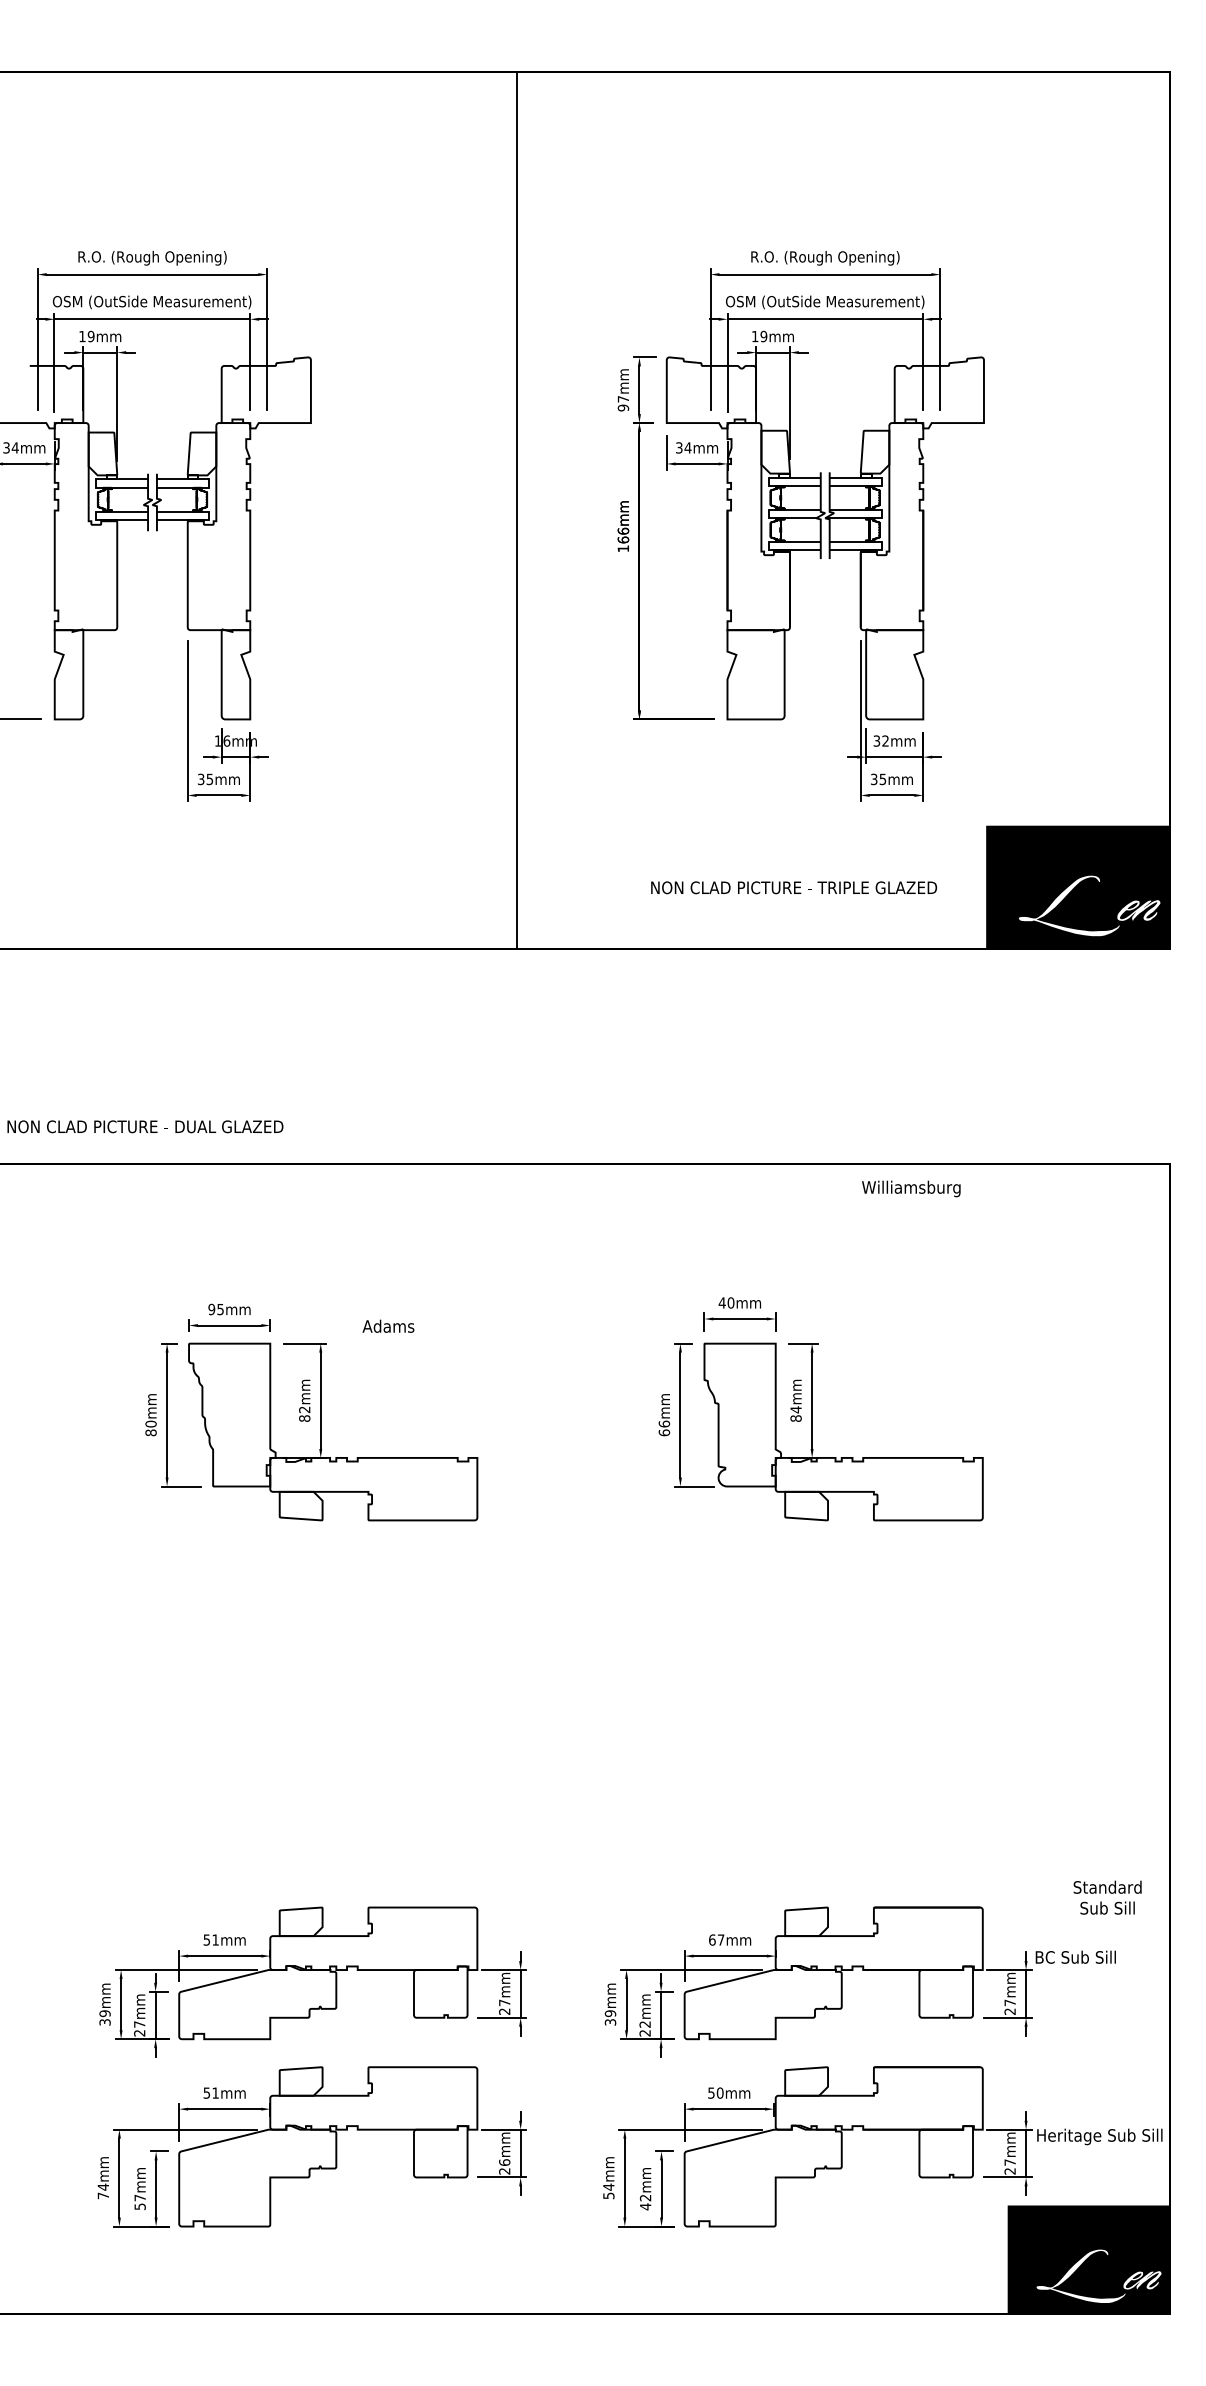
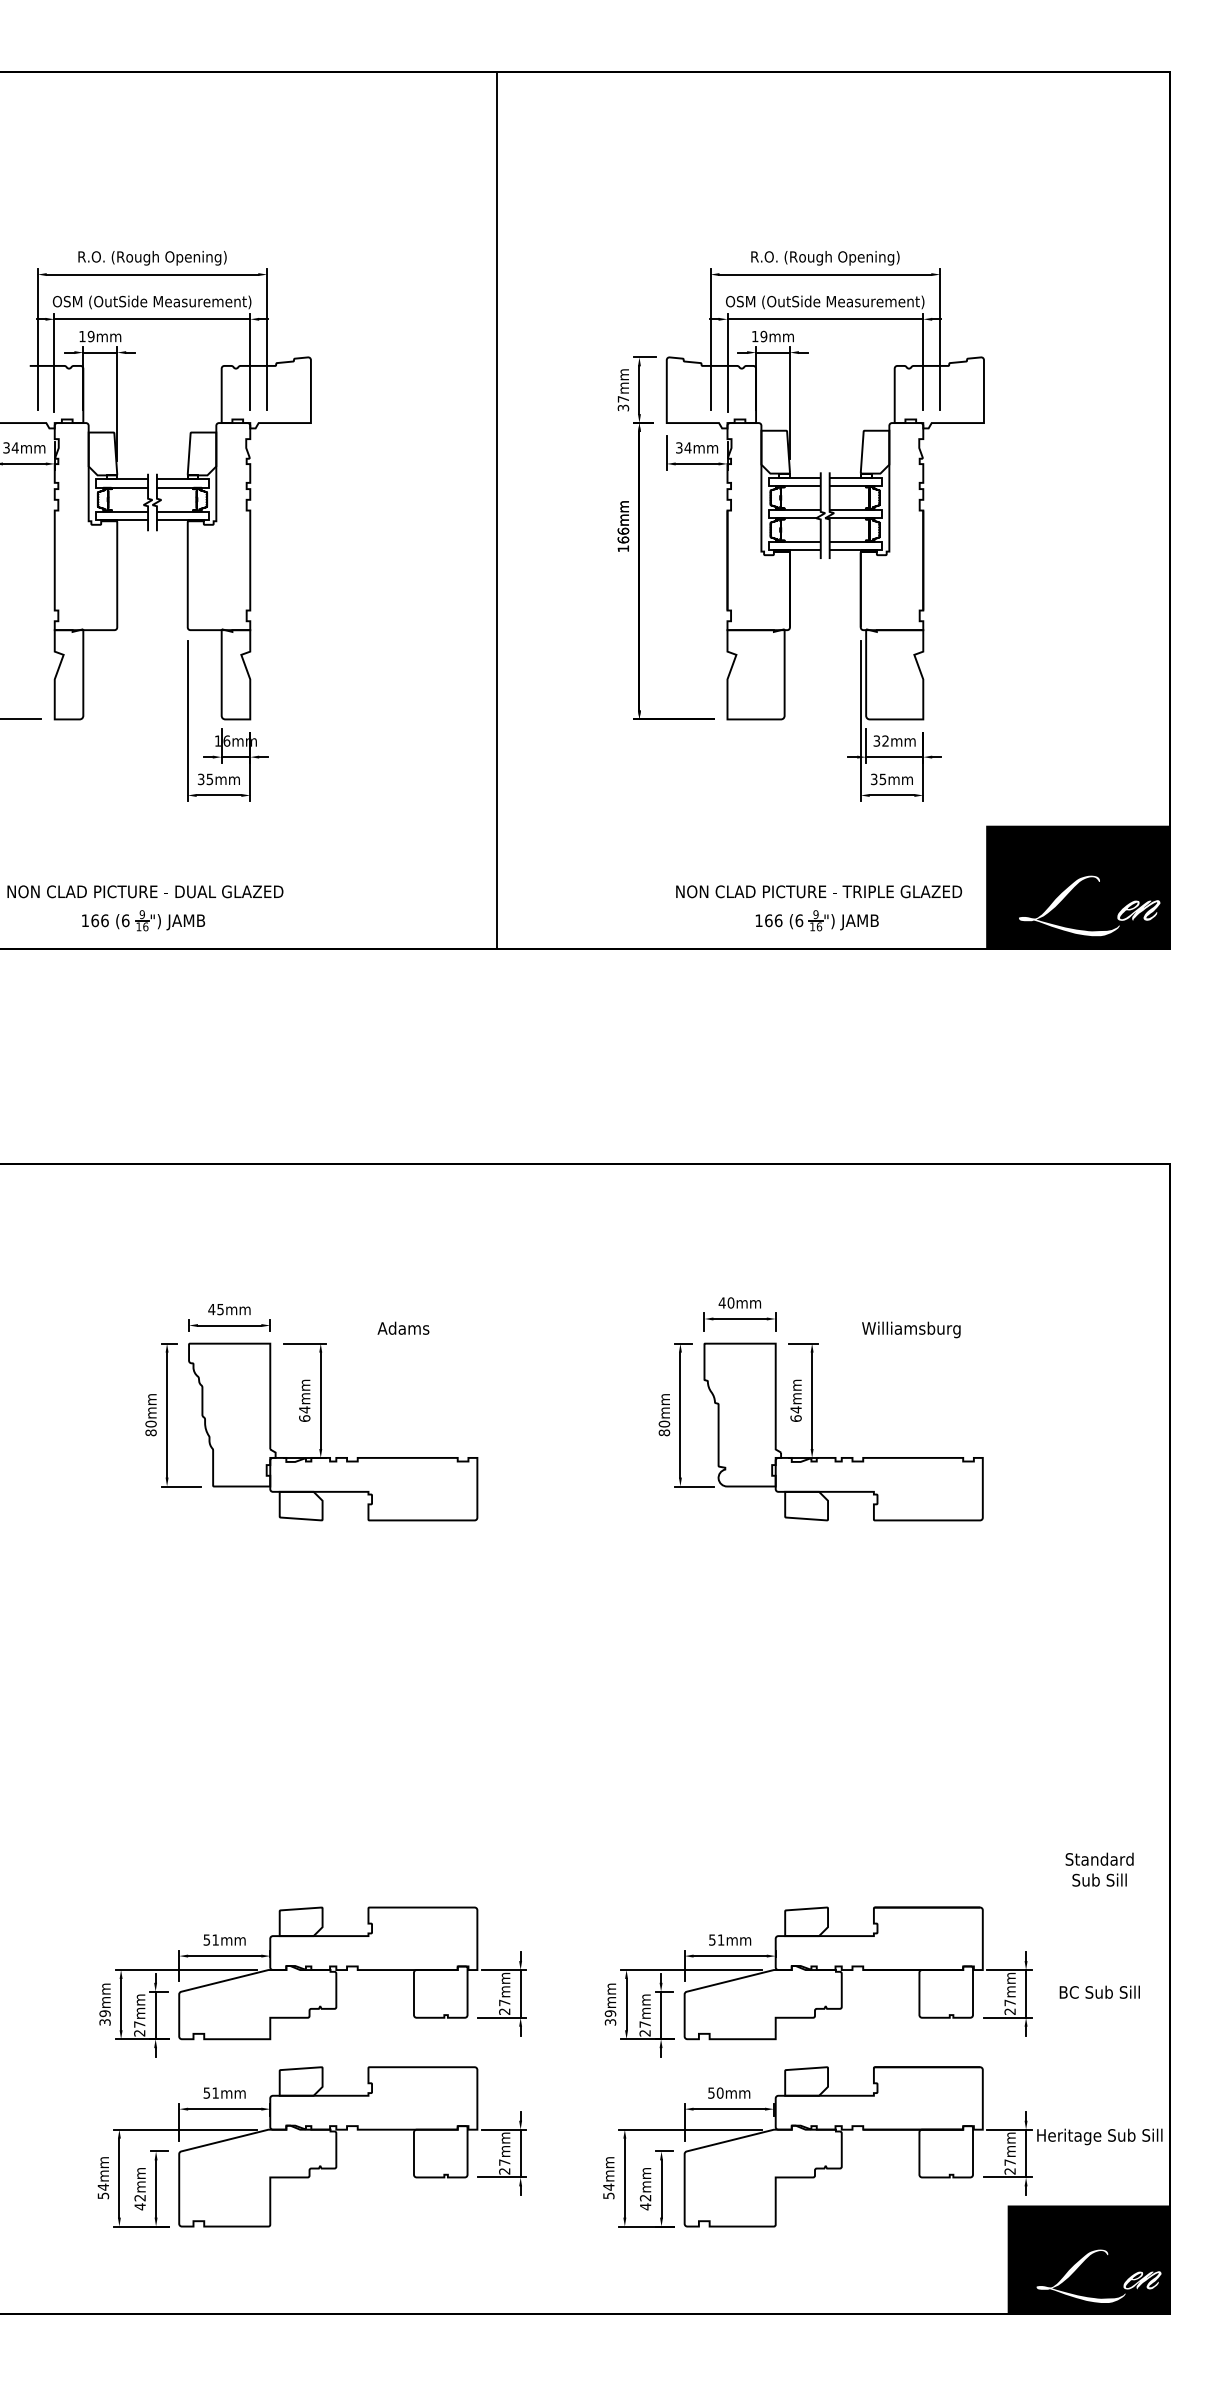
text: 97mm -> 37mm (622, 407)
line position: (516, 510) -> (496, 510) (496, 510)
text position: (794, 887) -> (819, 891) (819, 891)
part: none -> present (143, 920)
part: none -> present (816, 920)
text position: (145, 1126) -> (145, 891) (145, 891)
text position: (911, 1188) -> (911, 1329) (911, 1329)
text: 95mm -> 45mm (211, 1309)
text position: (388, 1325) -> (403, 1327) (403, 1327)
text: 82mm -> 64mm (304, 1413)
text: 84mm -> 64mm (795, 1418)
text: 66mm -> 80mm (663, 1428)
text position: (1107, 1897) -> (1099, 1869) (1099, 1869)
text: 67mm -> 51mm (716, 1939)
text position: (1075, 1956) -> (1099, 1991) (1099, 1991)
text: 22mm -> 27mm (644, 2024)
text: 26mm -> 27mm (504, 2162)
text: 74mm -> 54mm (103, 2195)
text: 57mm -> 42mm (139, 2202)
